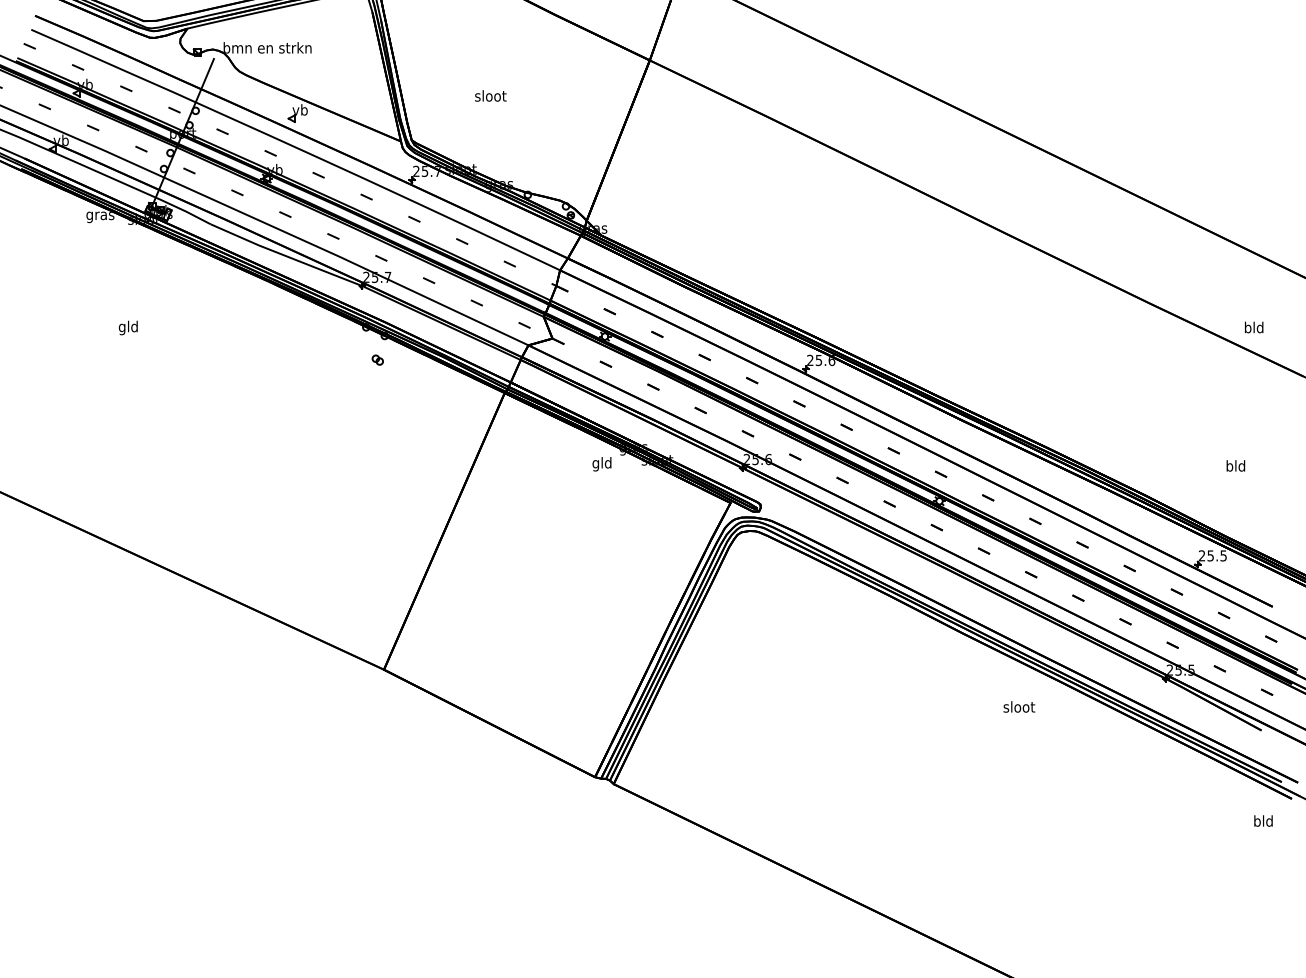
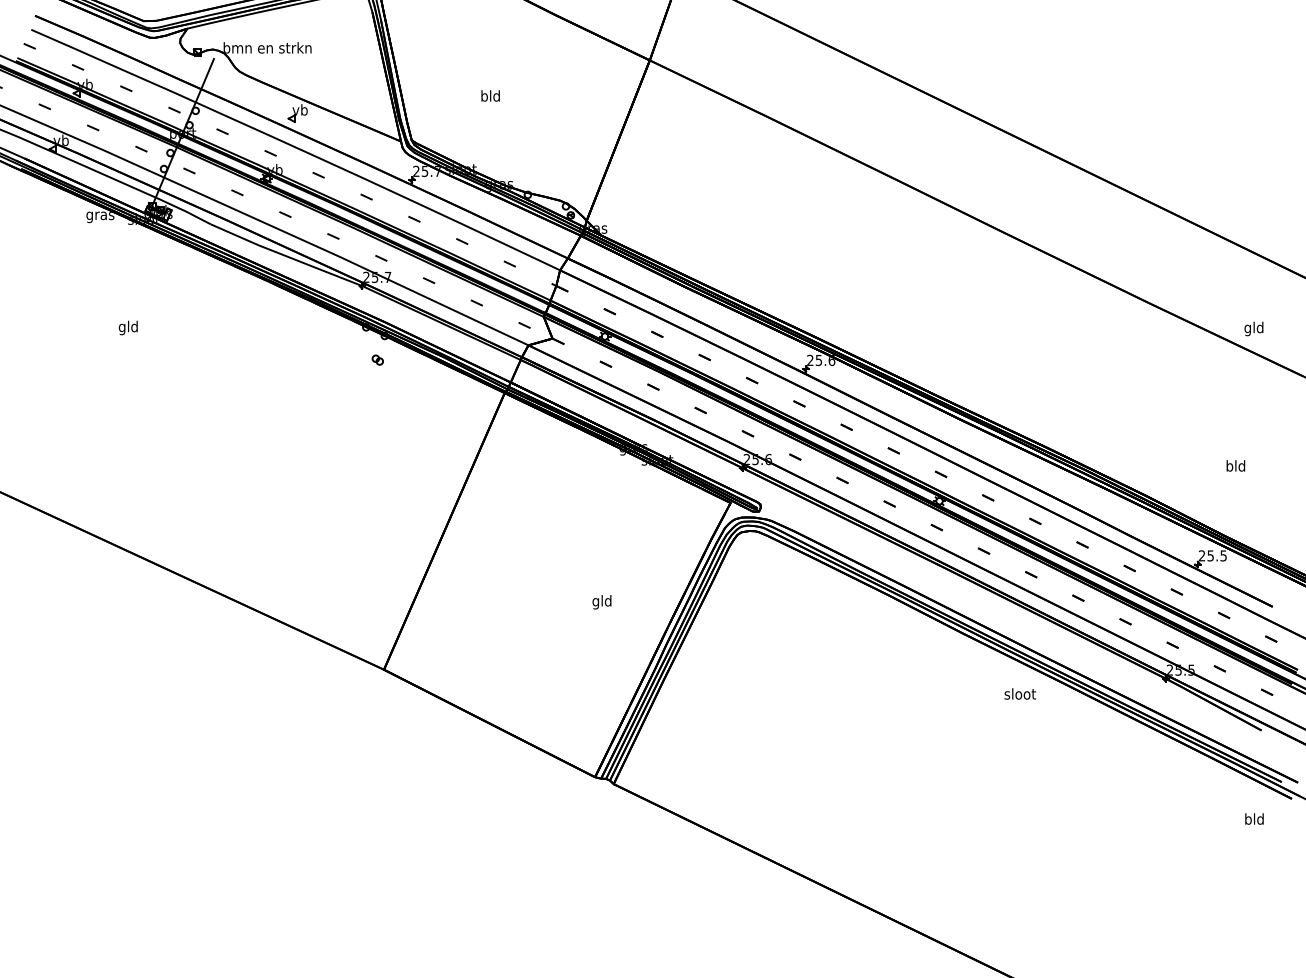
text: sloot -> bld (490, 95)
text: bld -> gld (1247, 328)
text position: (601, 464) -> (601, 602) (601, 602)
text position: (1019, 706) -> (1020, 693) (1020, 693)
text position: (1263, 820) -> (1254, 818) (1254, 818)
